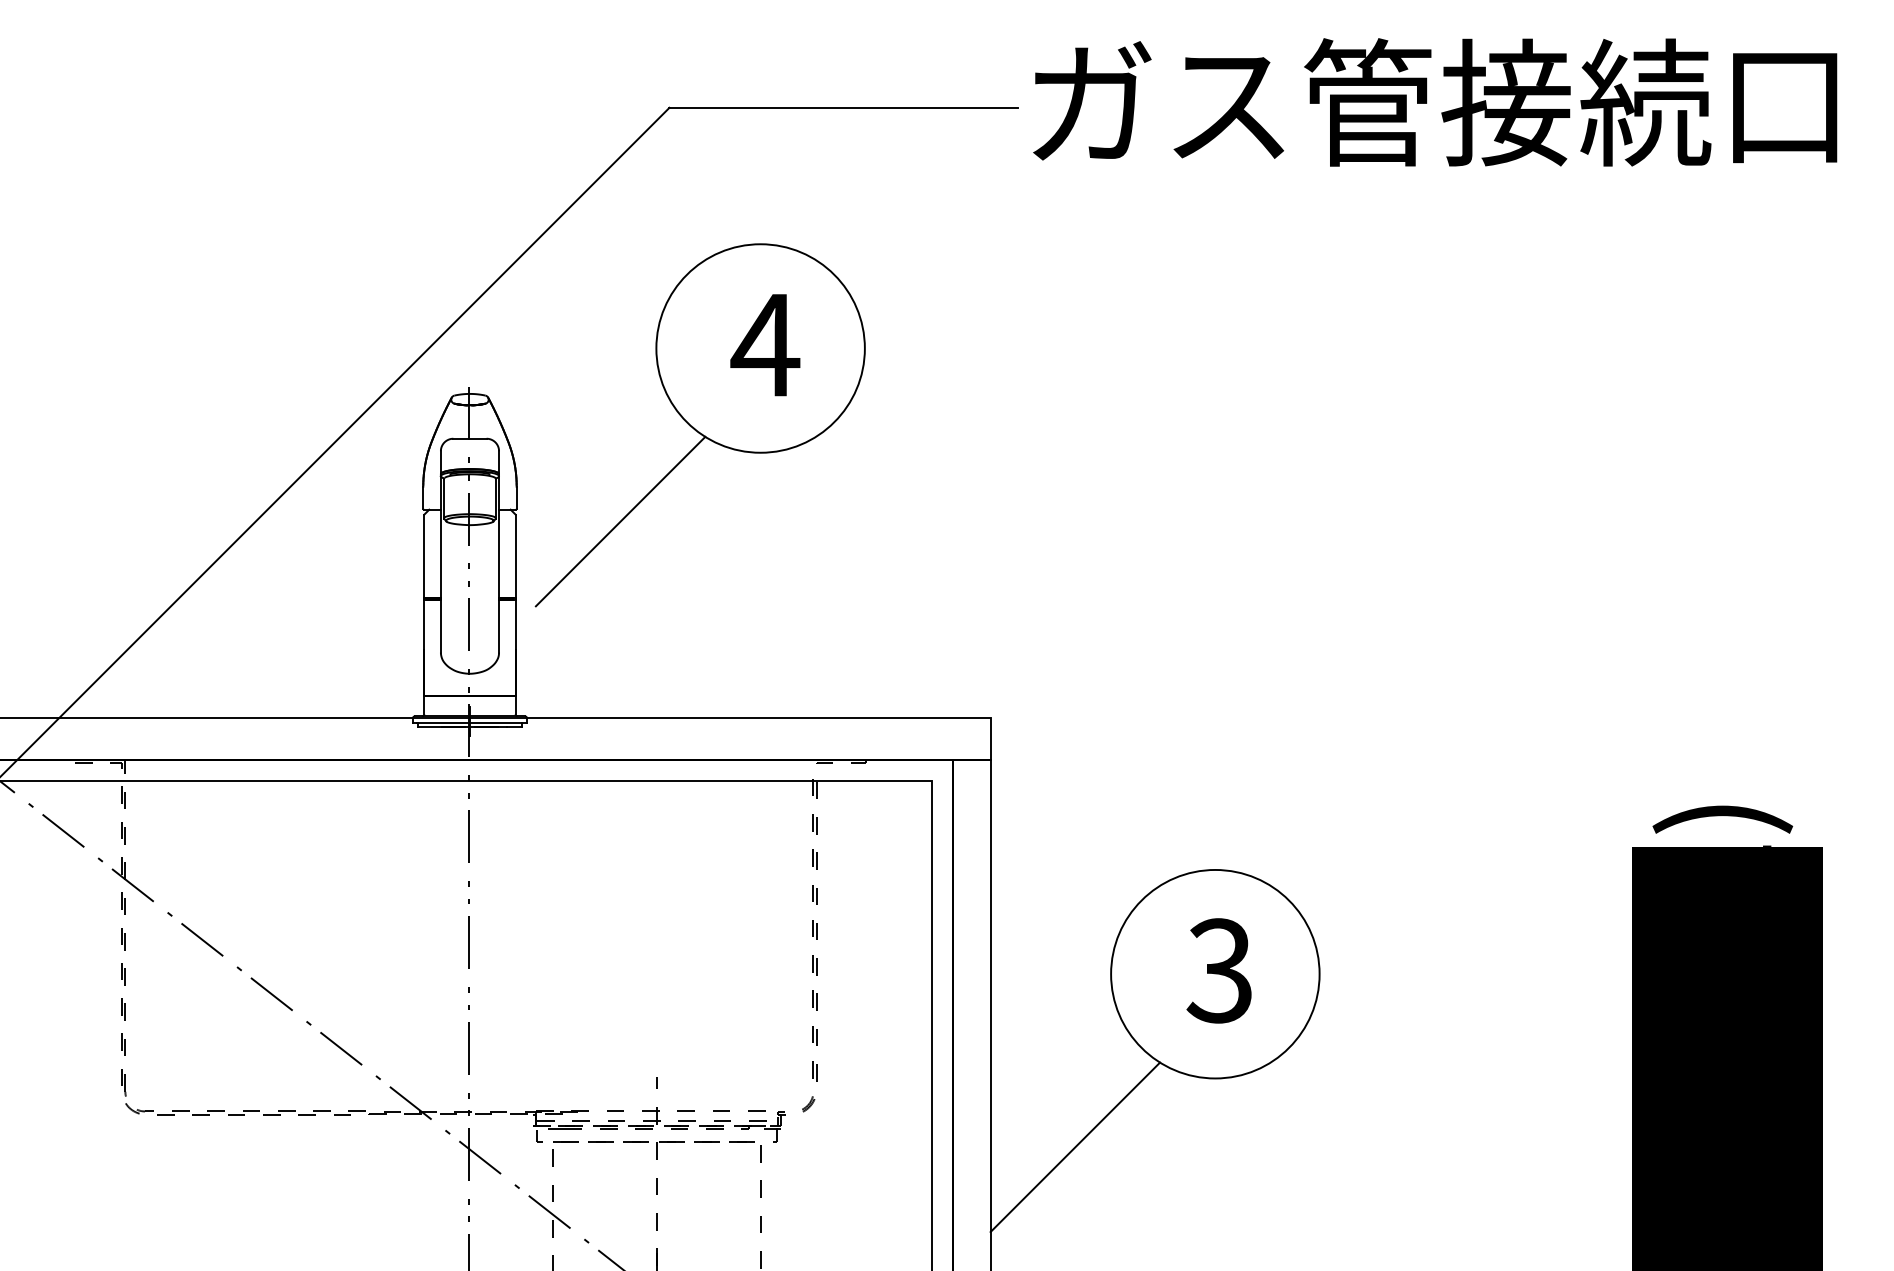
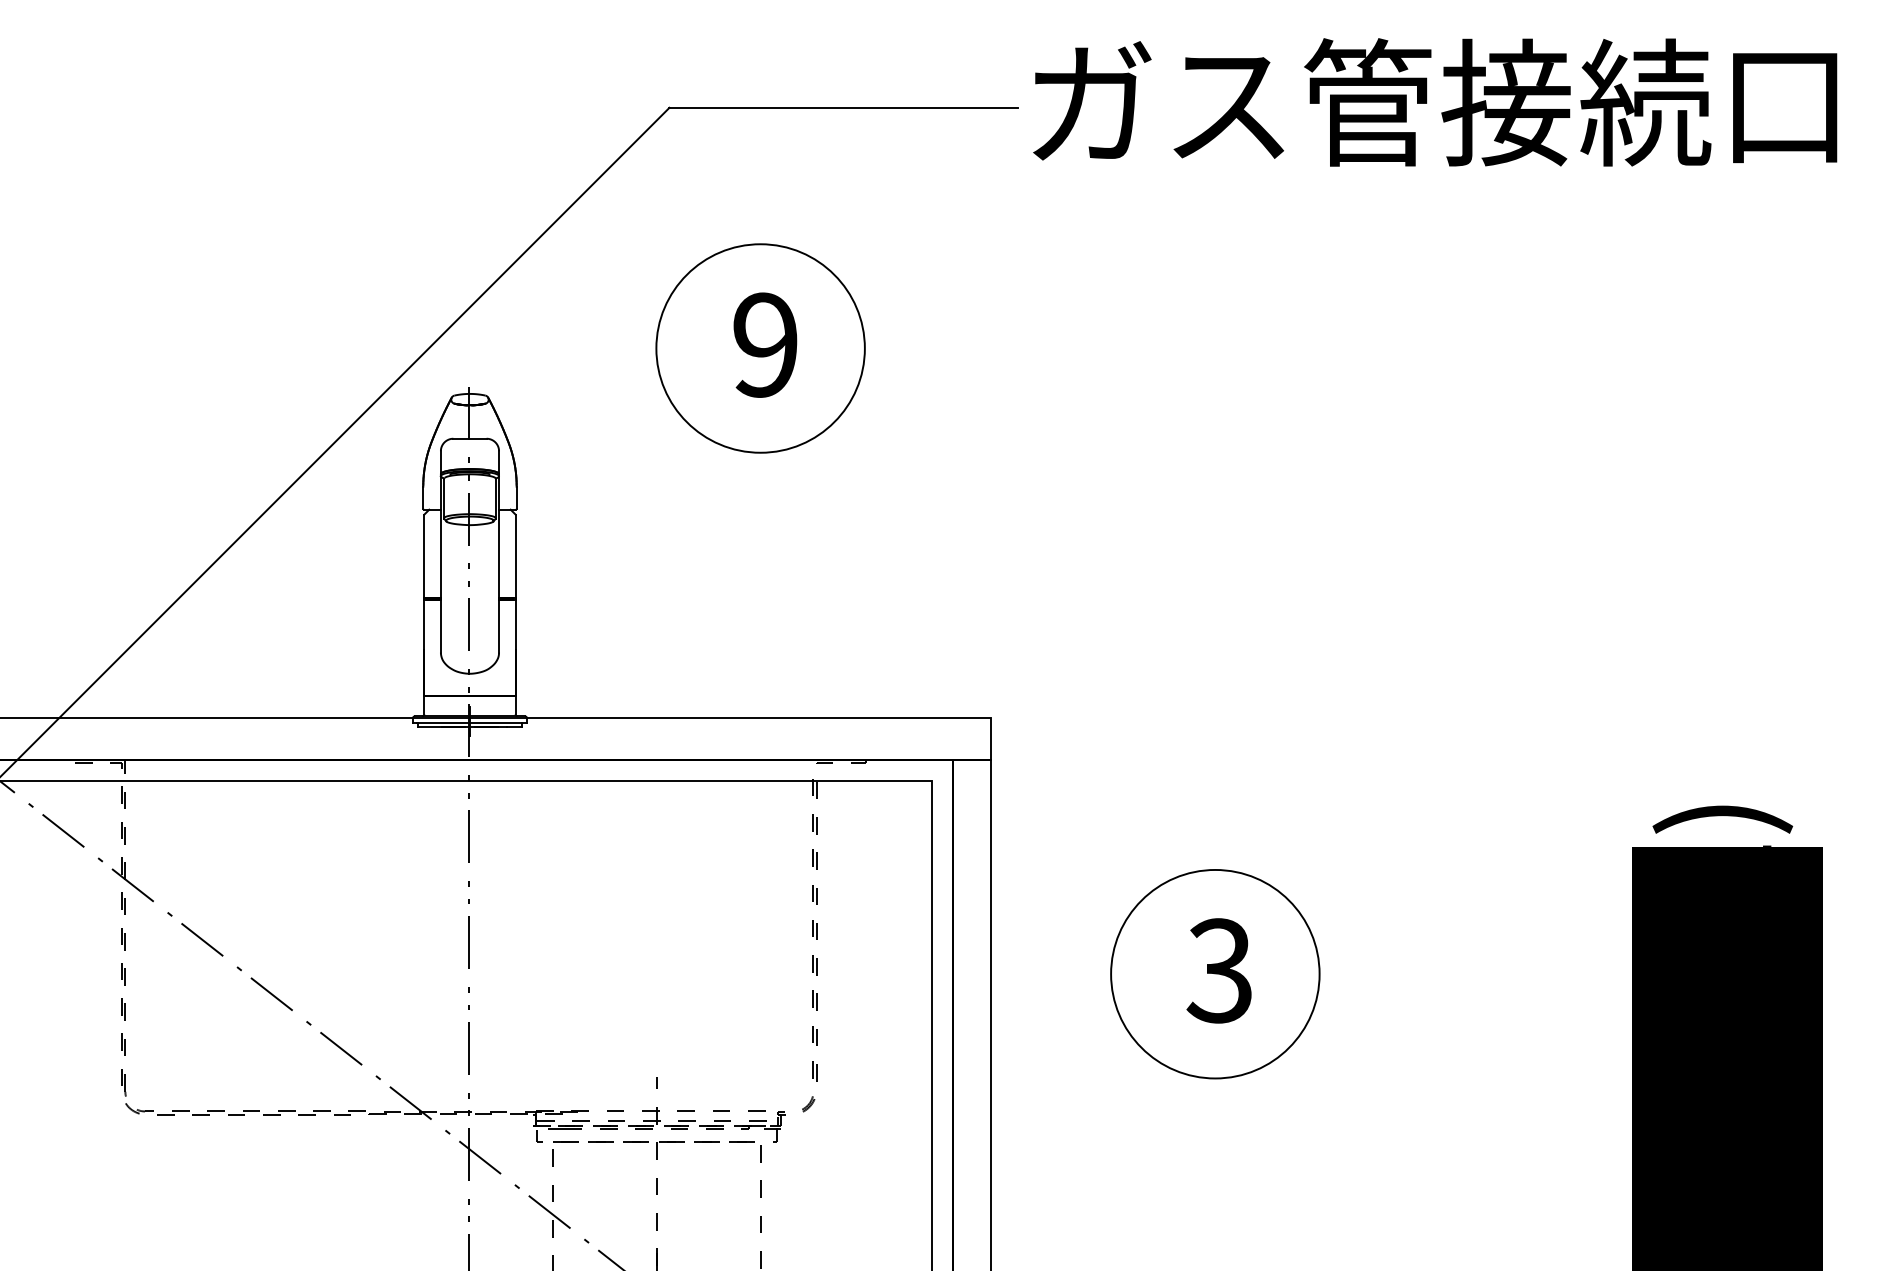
text: 4 -> 9 (765, 344)
line: present -> none (620, 521)
line: present -> none (1075, 1147)
